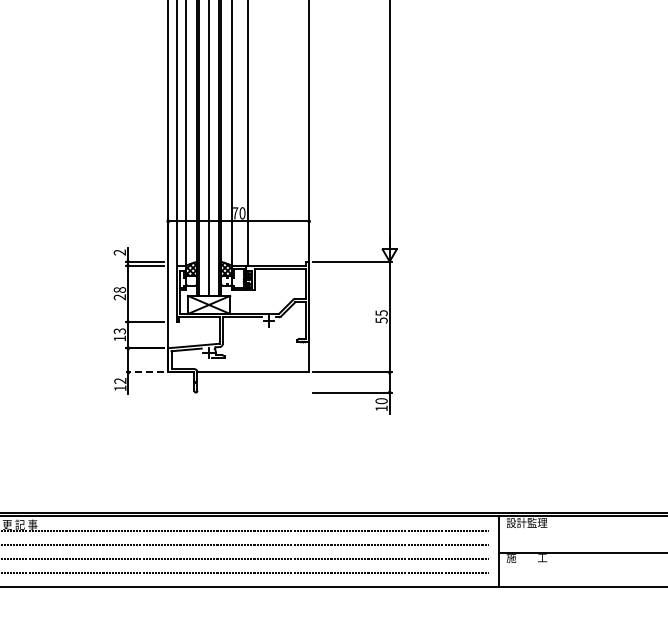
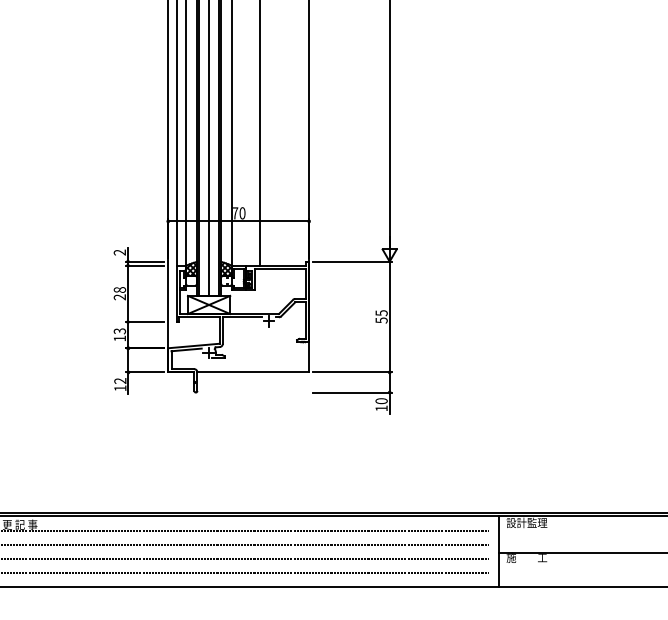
line position: (248, 133) -> (260, 133) (260, 133)
line: dashed -> solid (145, 372)
